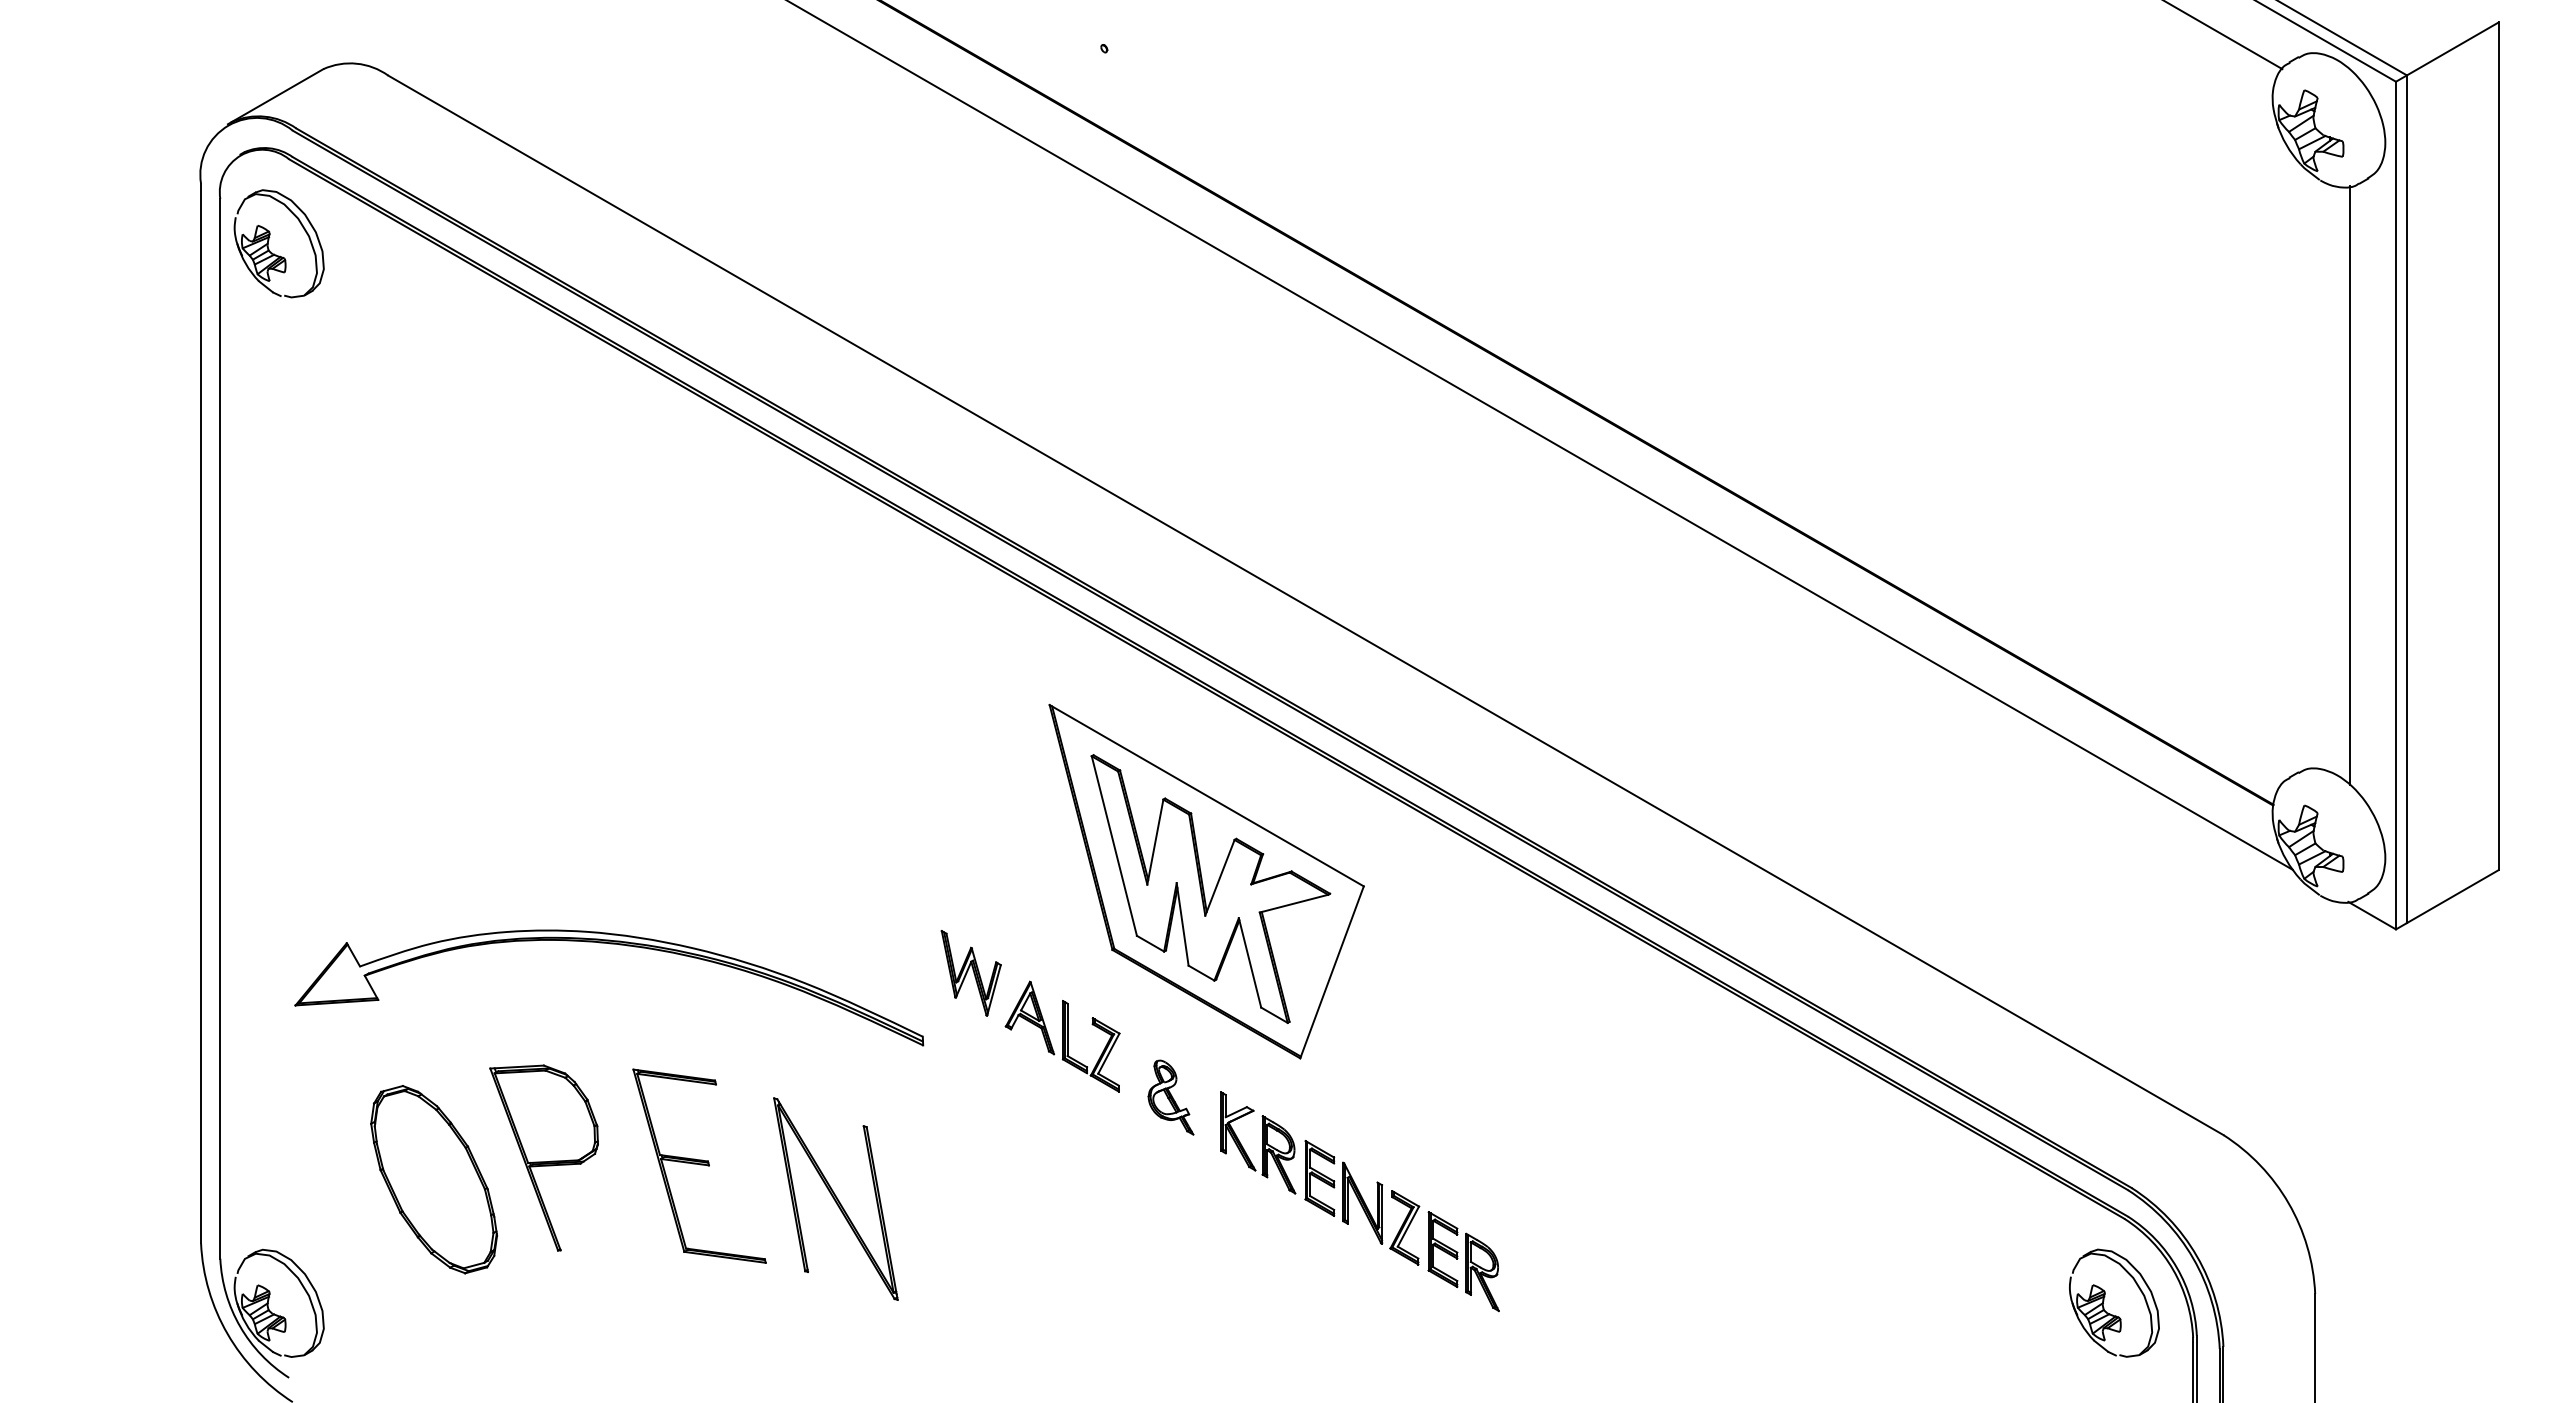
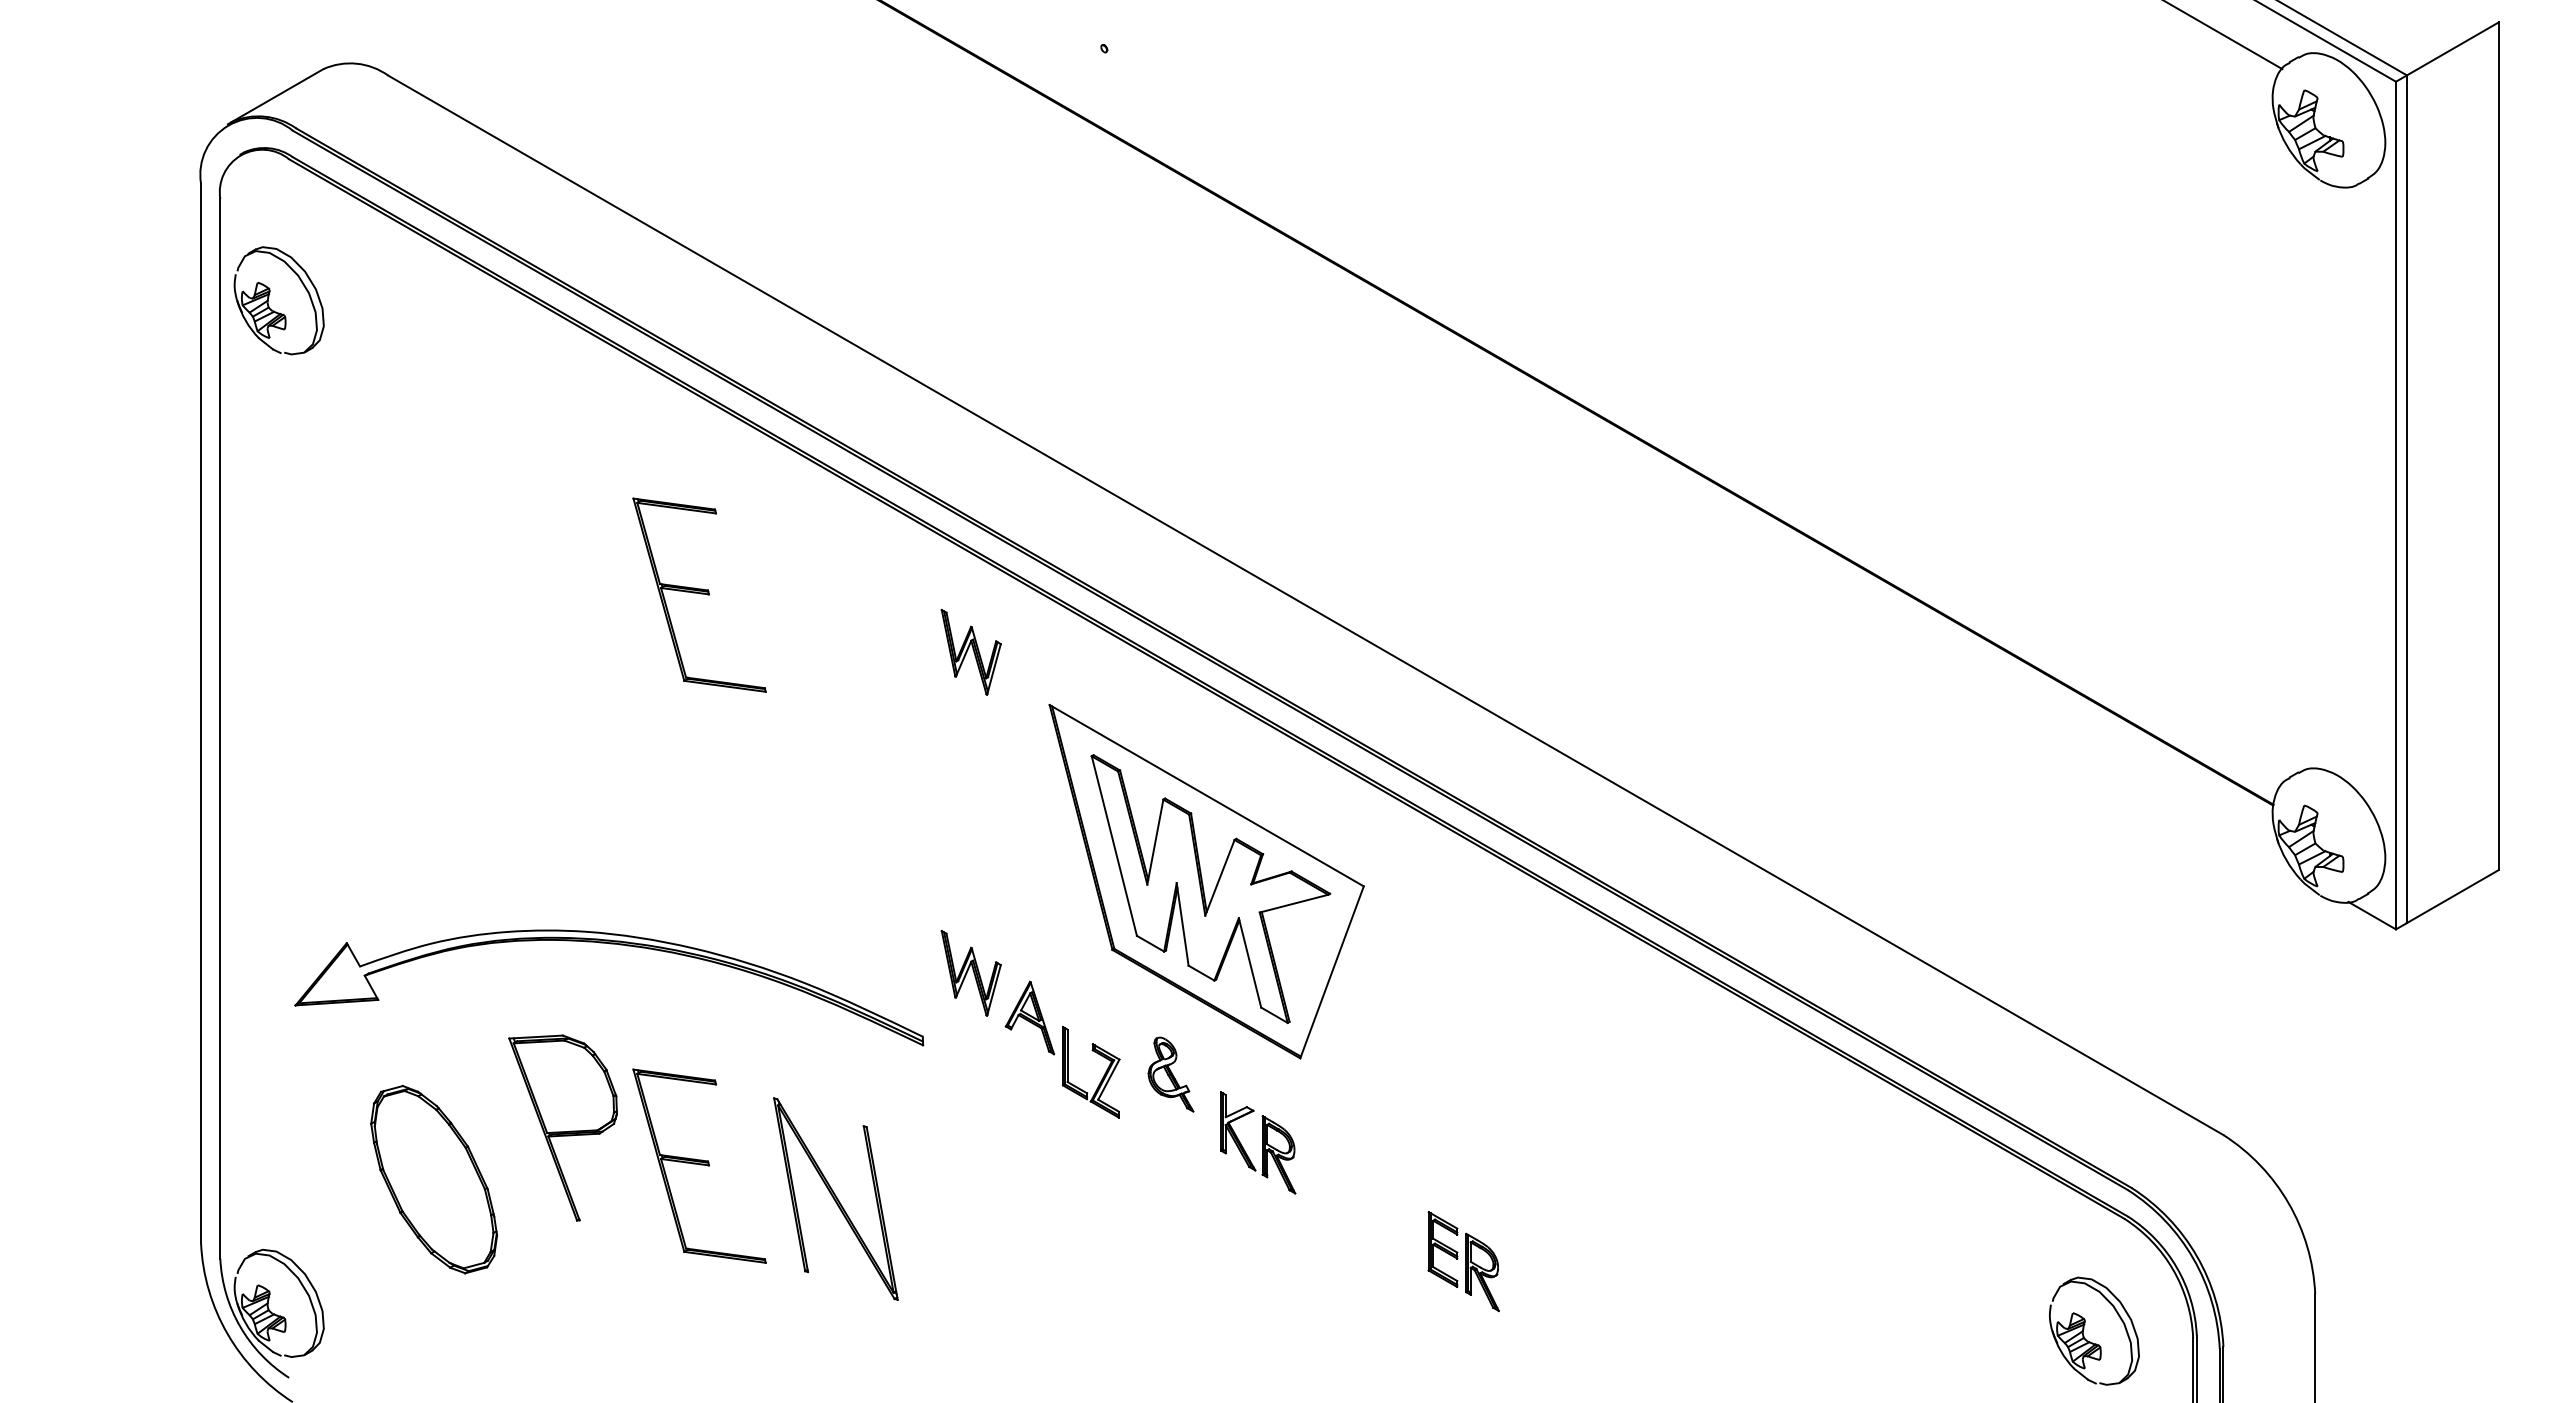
part position: (269, 240) -> (269, 297) (269, 297)
line: present -> none (1541, 435)
line: present -> none (2350, 485)
part: none -> present (699, 594)
part: none -> present (970, 652)
part position: (1102, 1051) -> (1102, 1077) (1102, 1077)
part position: (1170, 1097) -> (1170, 1074) (1170, 1074)
part position: (543, 1157) -> (562, 1127) (562, 1127)
part: present -> none (1362, 1202)
part position: (2104, 1301) -> (2084, 1329) (2084, 1329)
